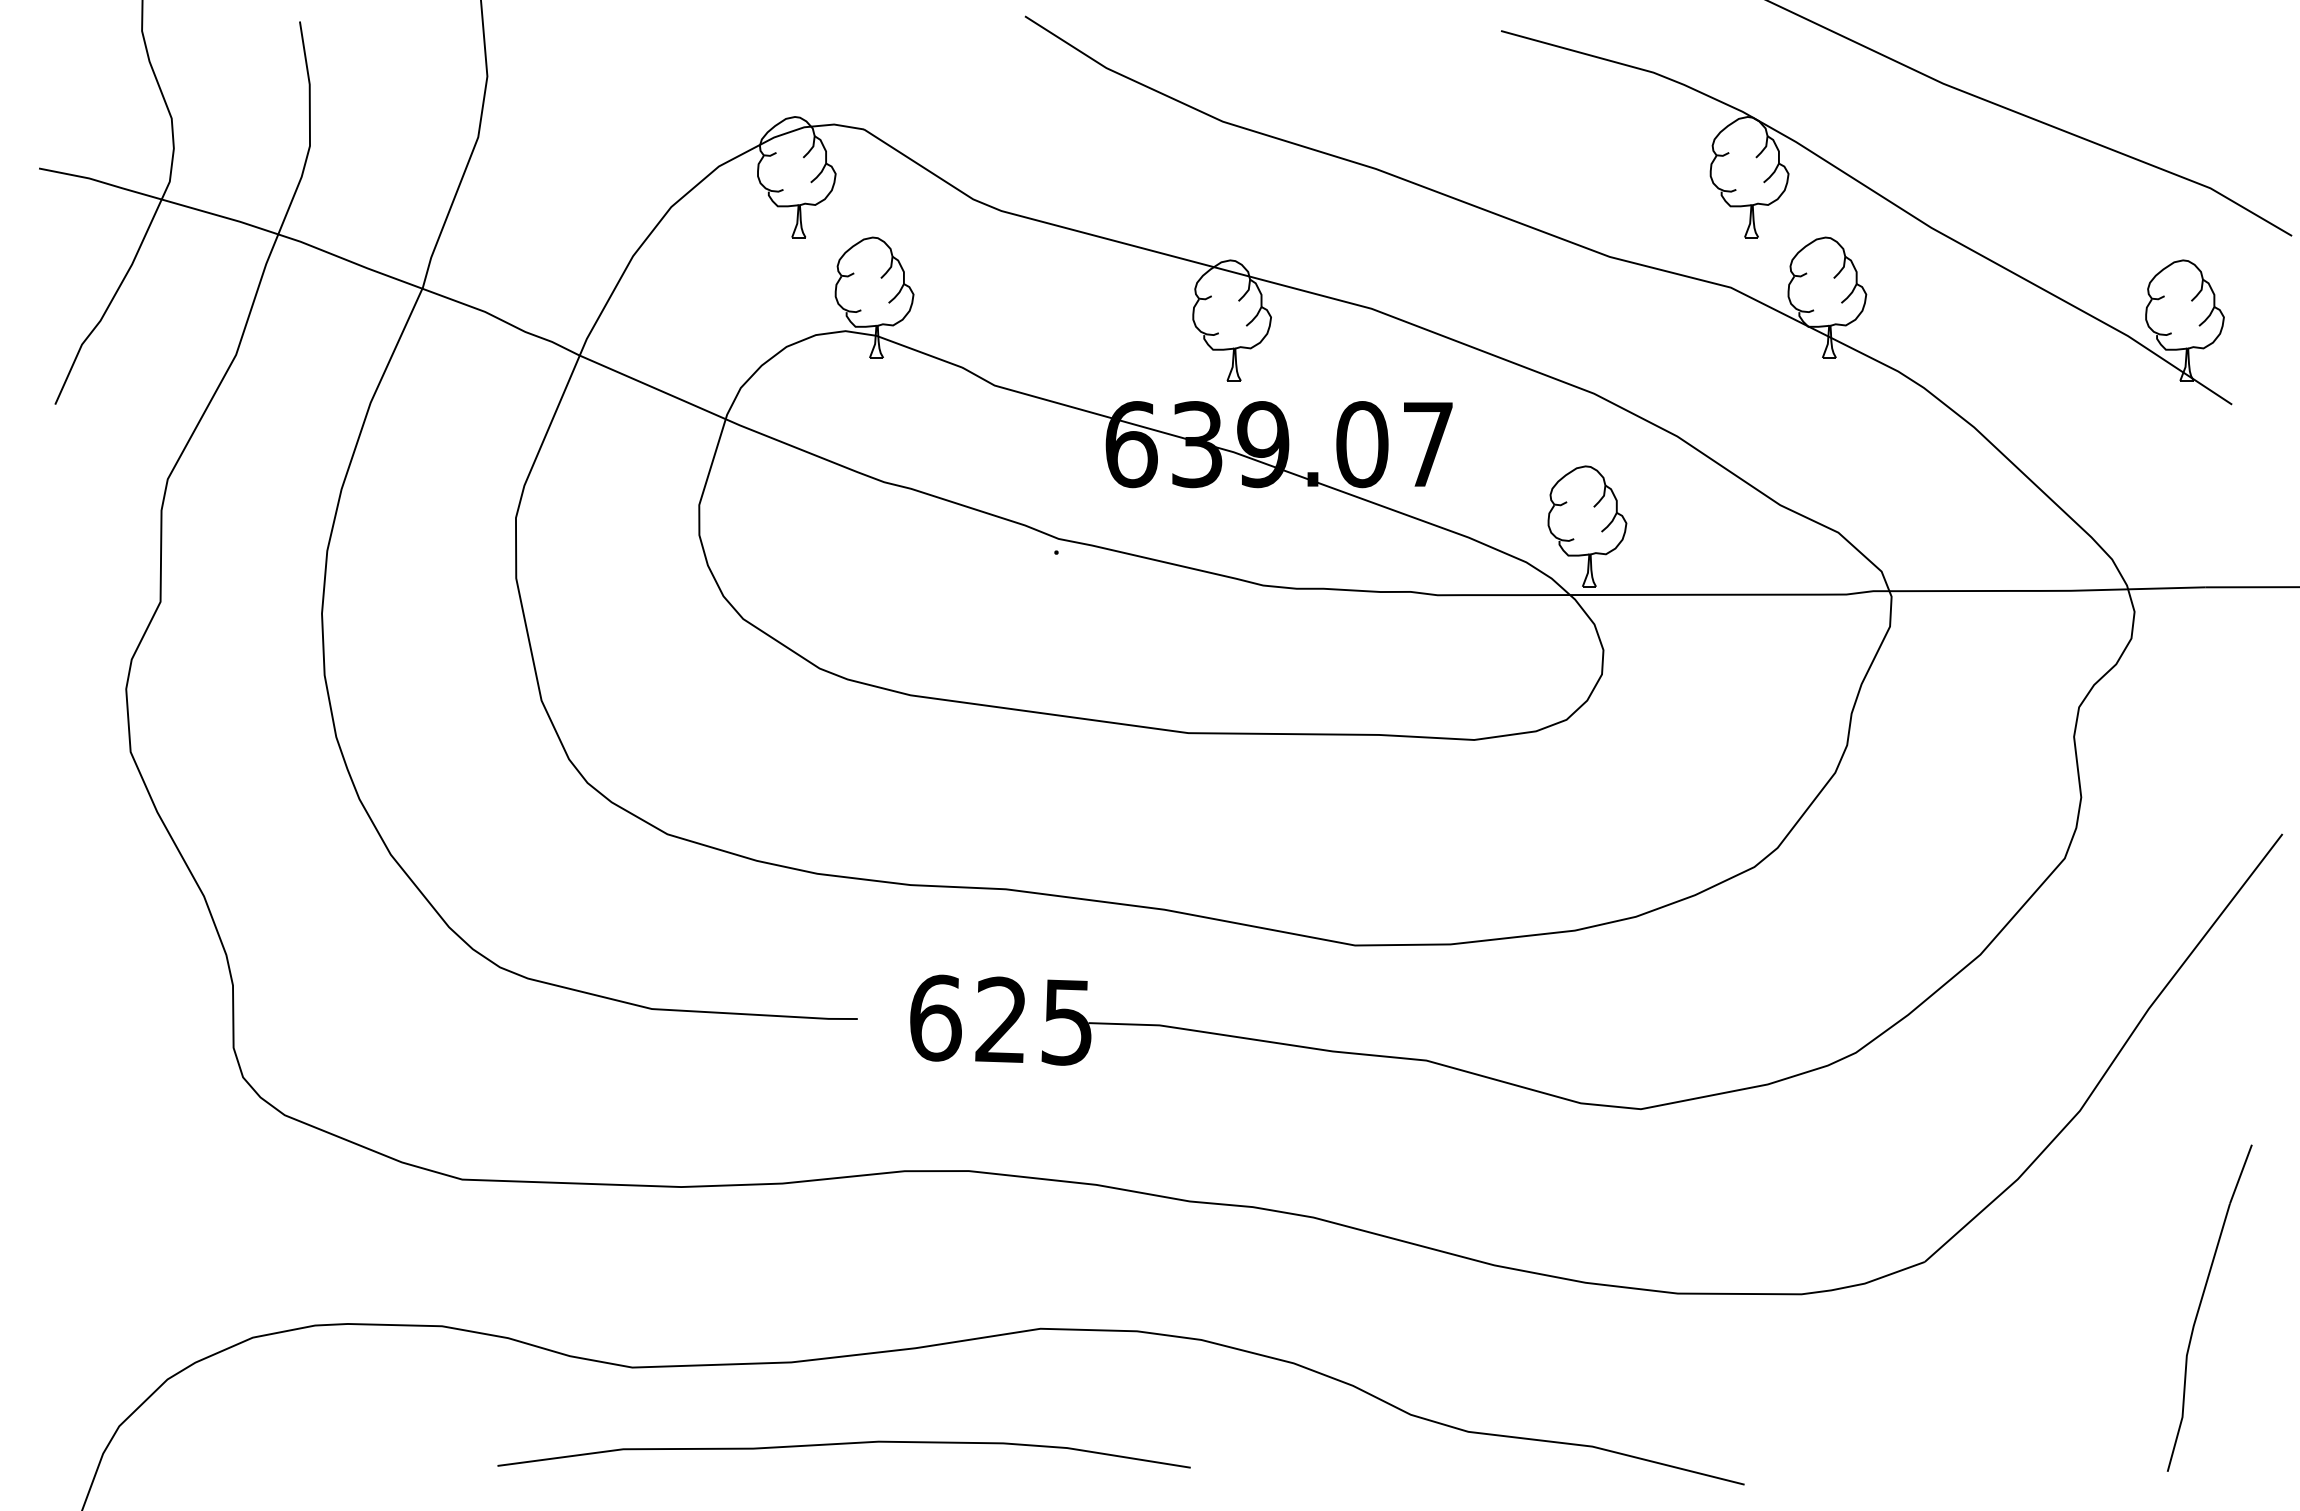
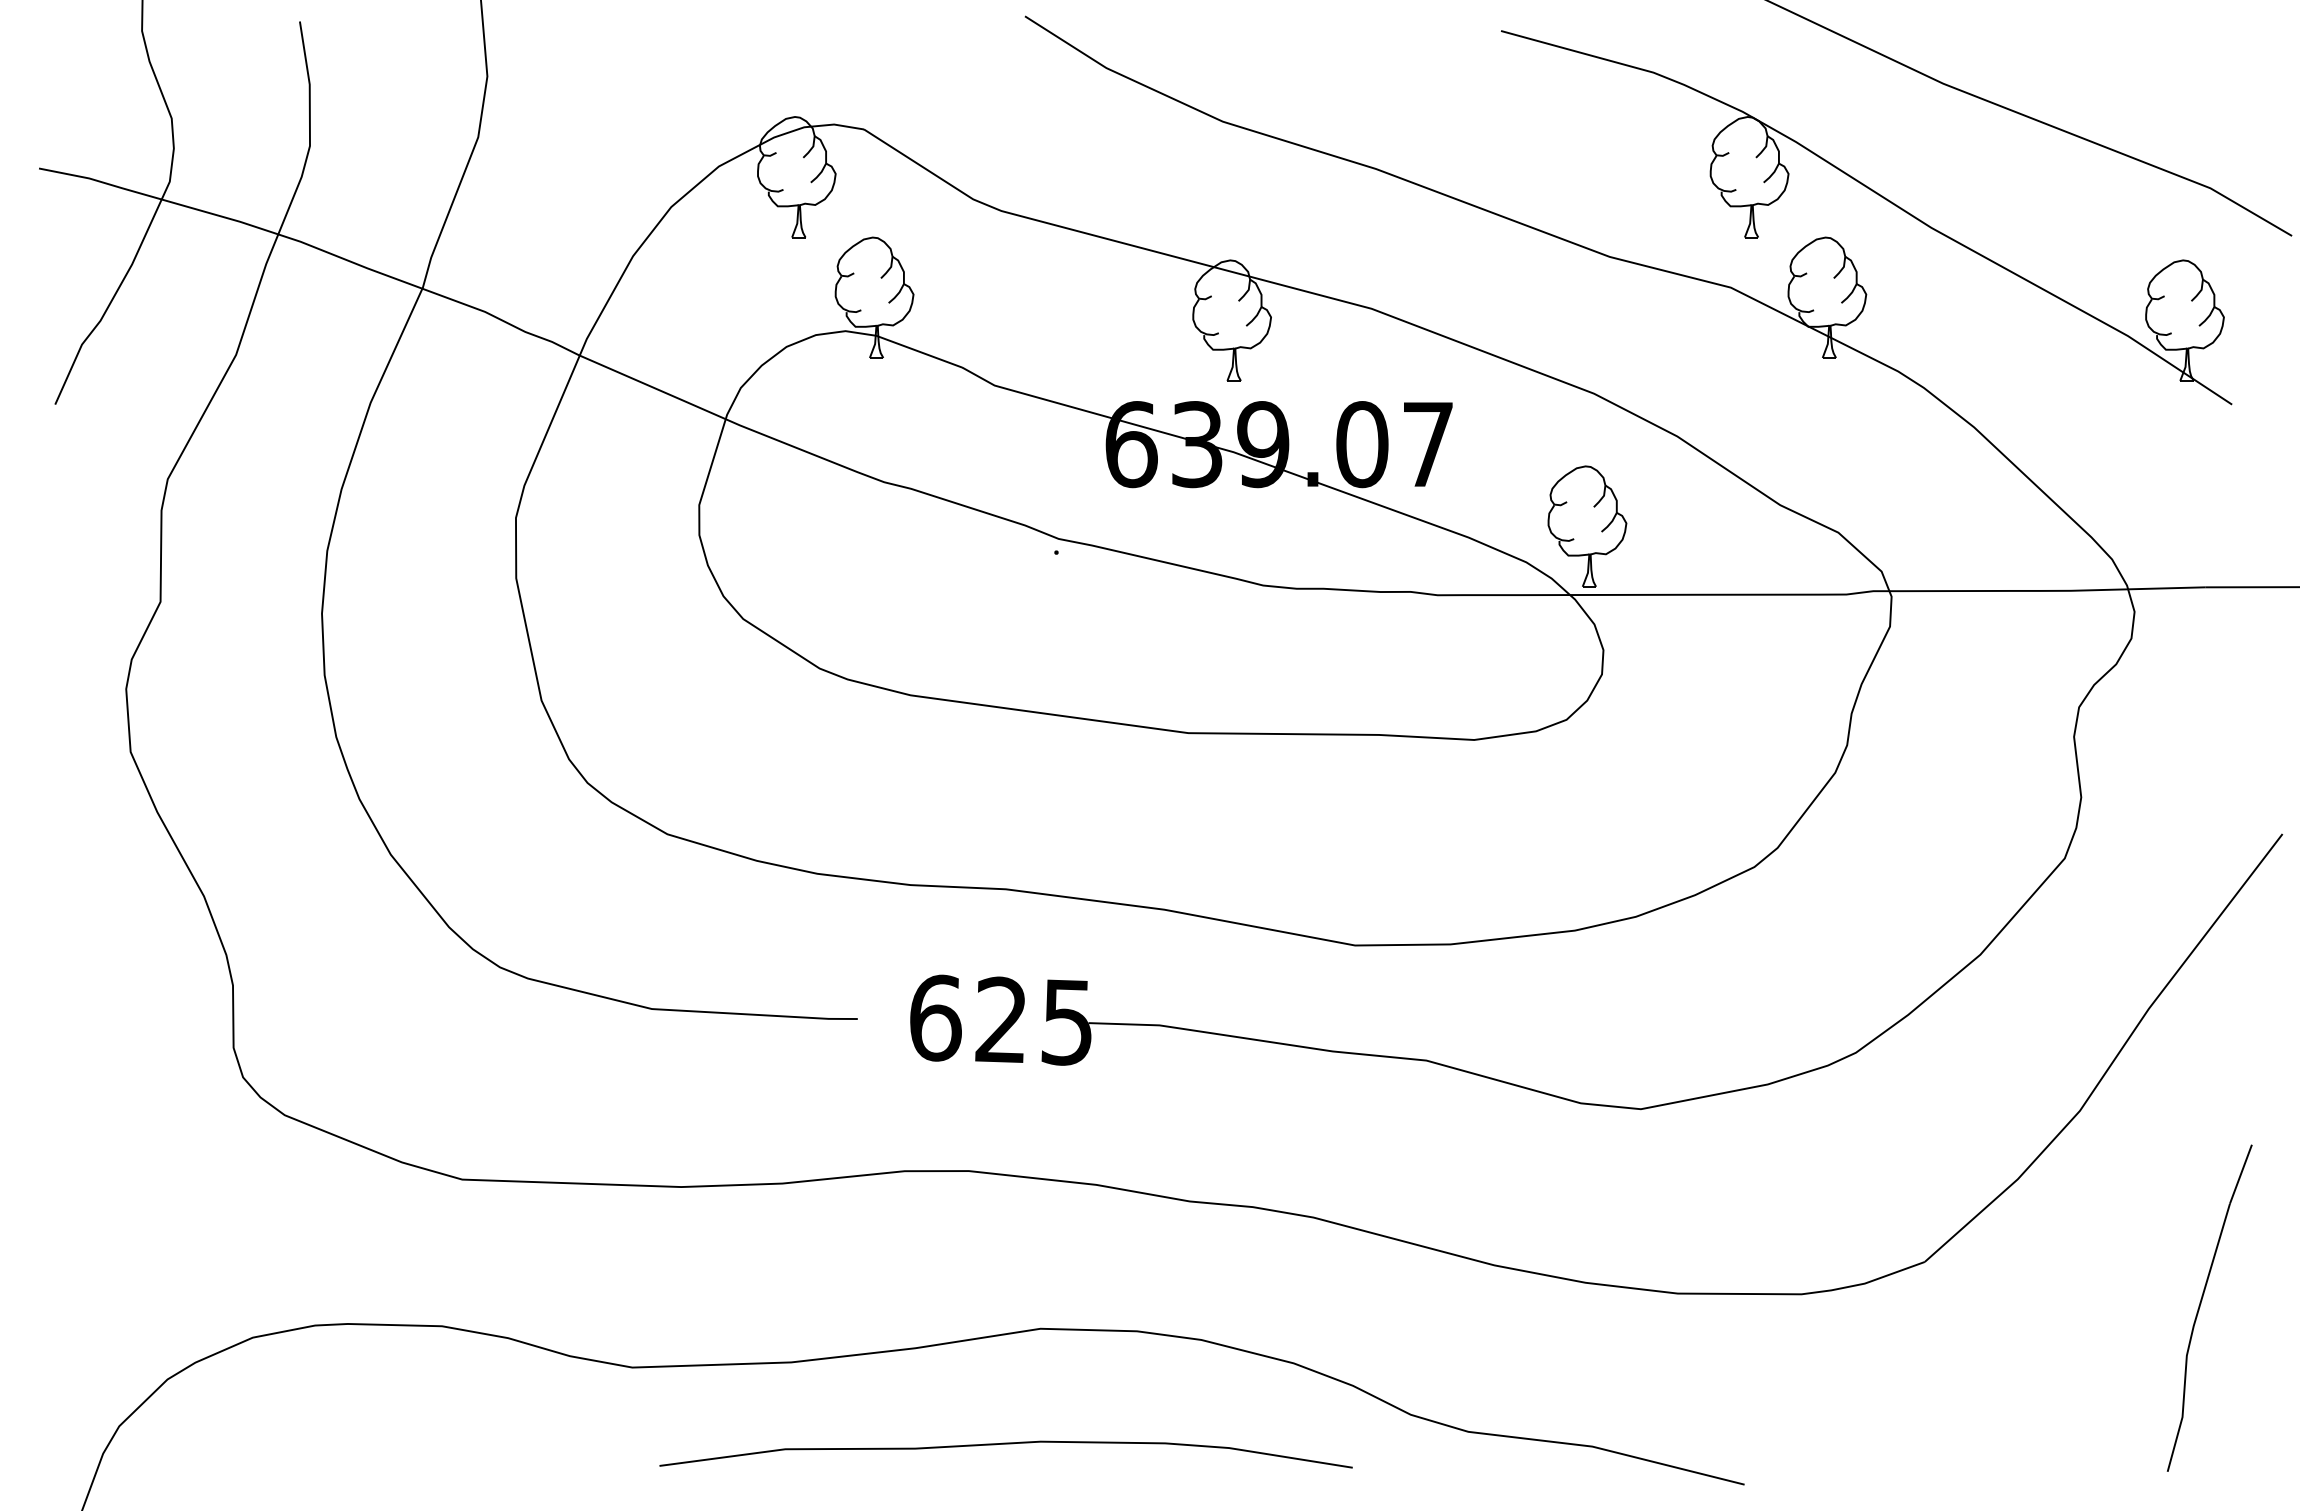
curve position: (843, 1444) -> (1005, 1444) (1005, 1444)
